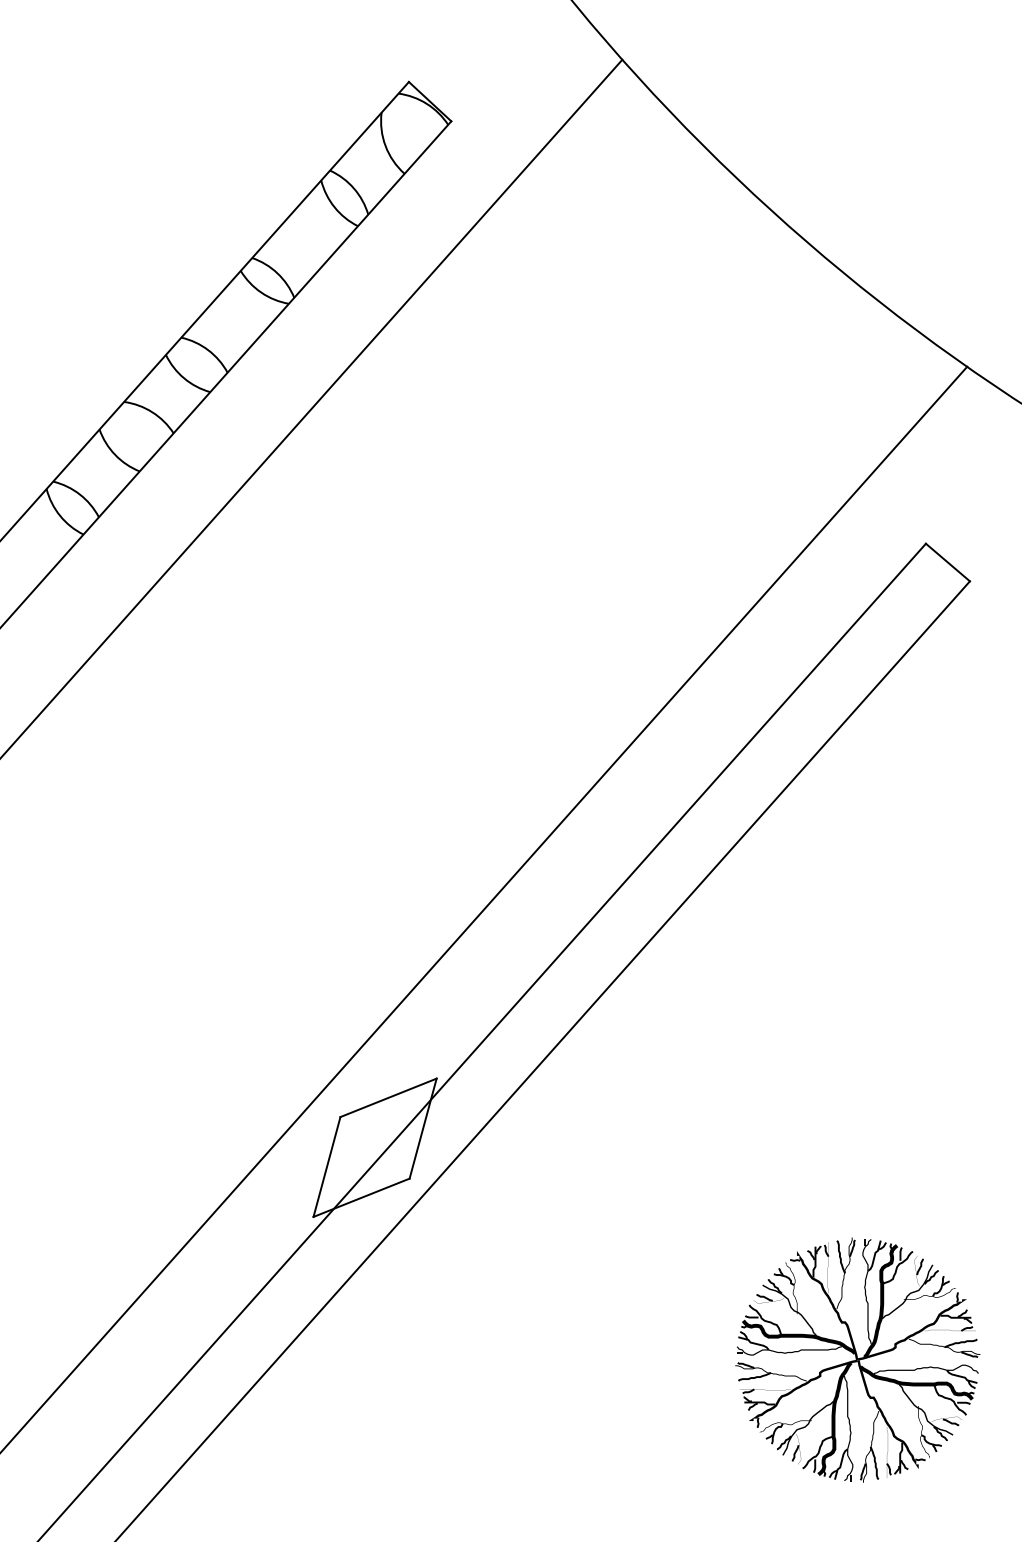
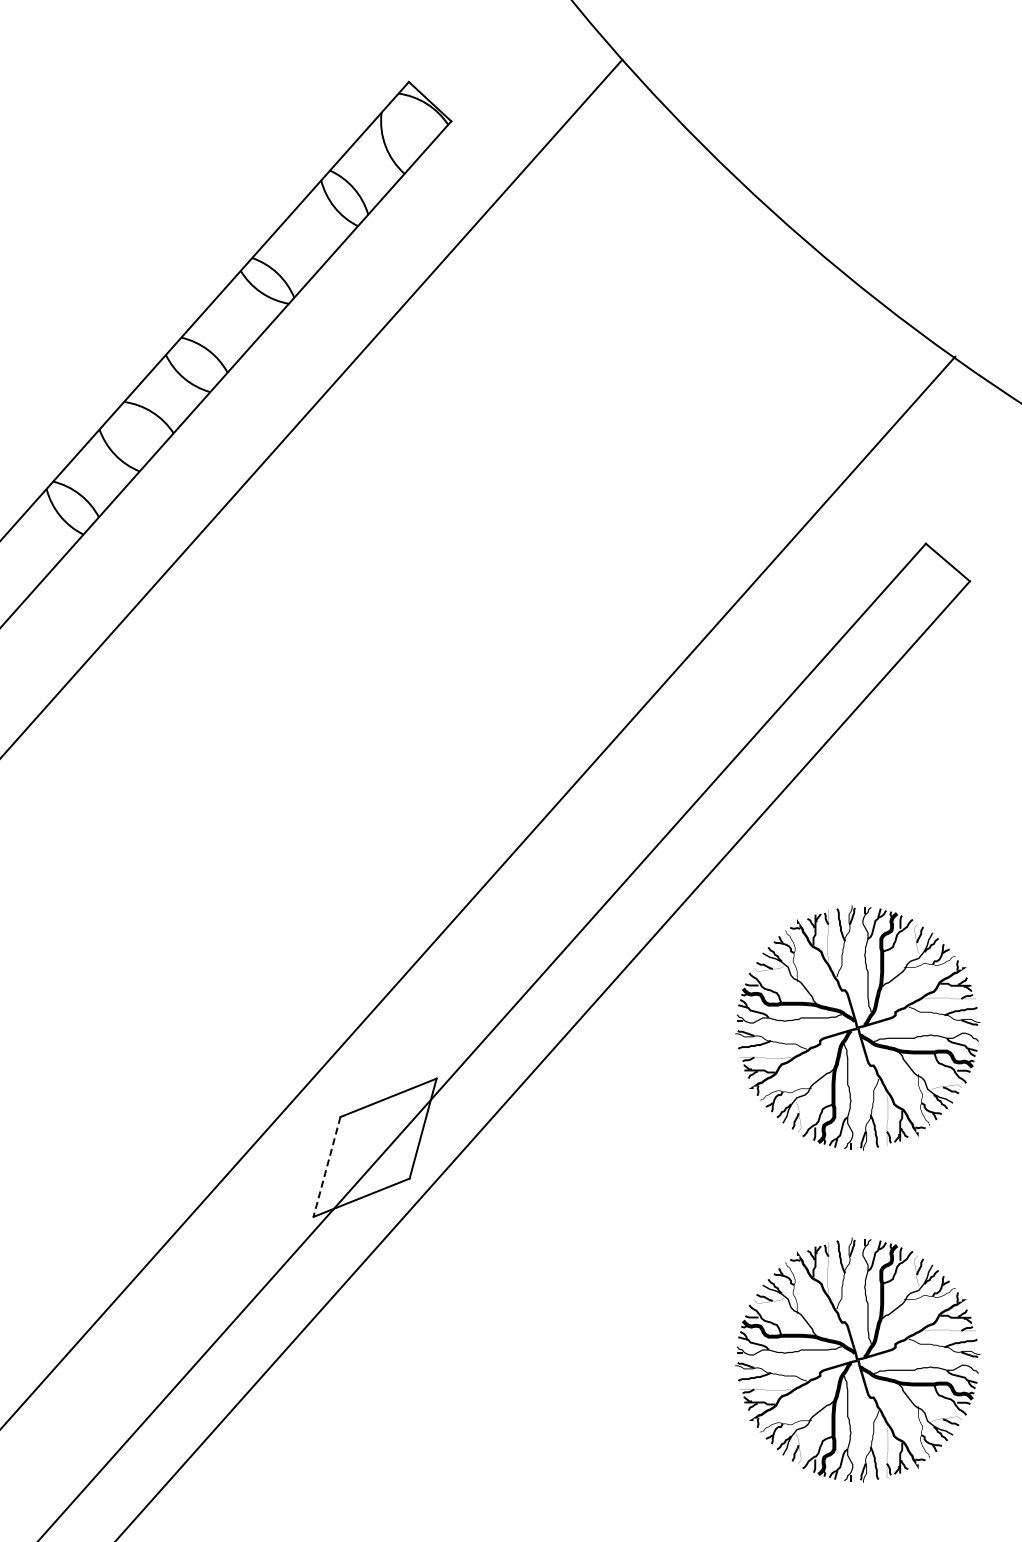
line position: (484, 908) -> (478, 891) (478, 891)
part: none -> present (857, 1027)
line: solid -> dashed (327, 1167)
